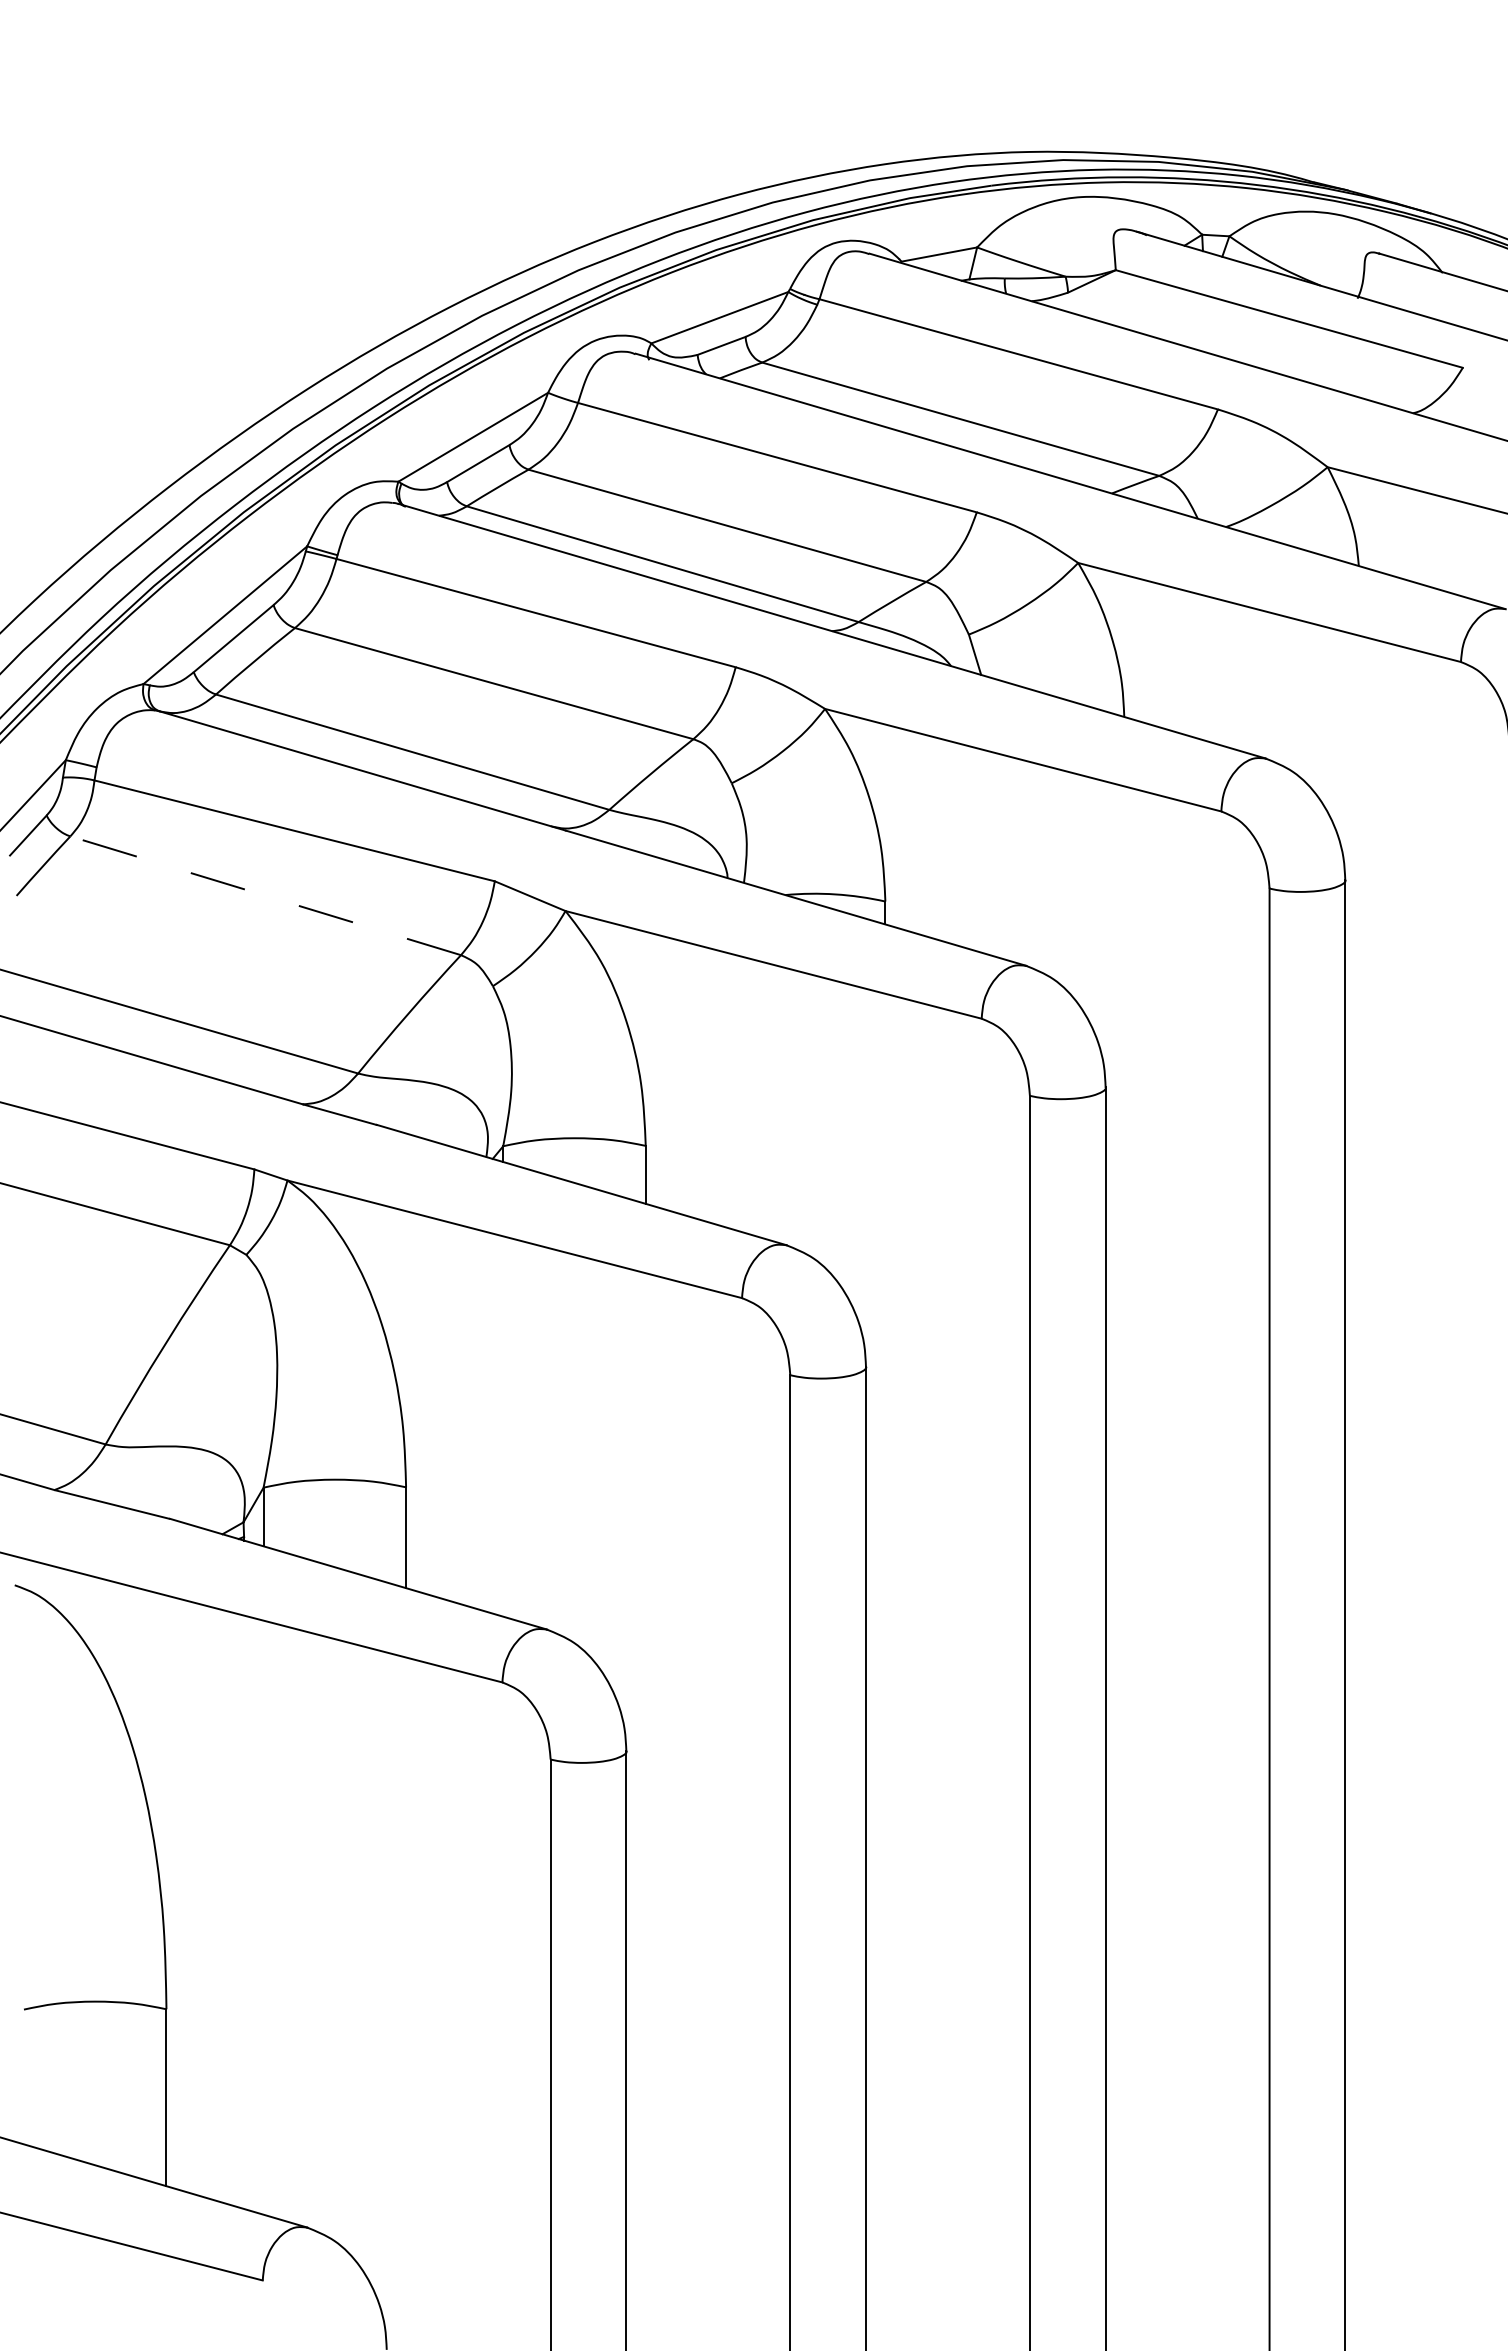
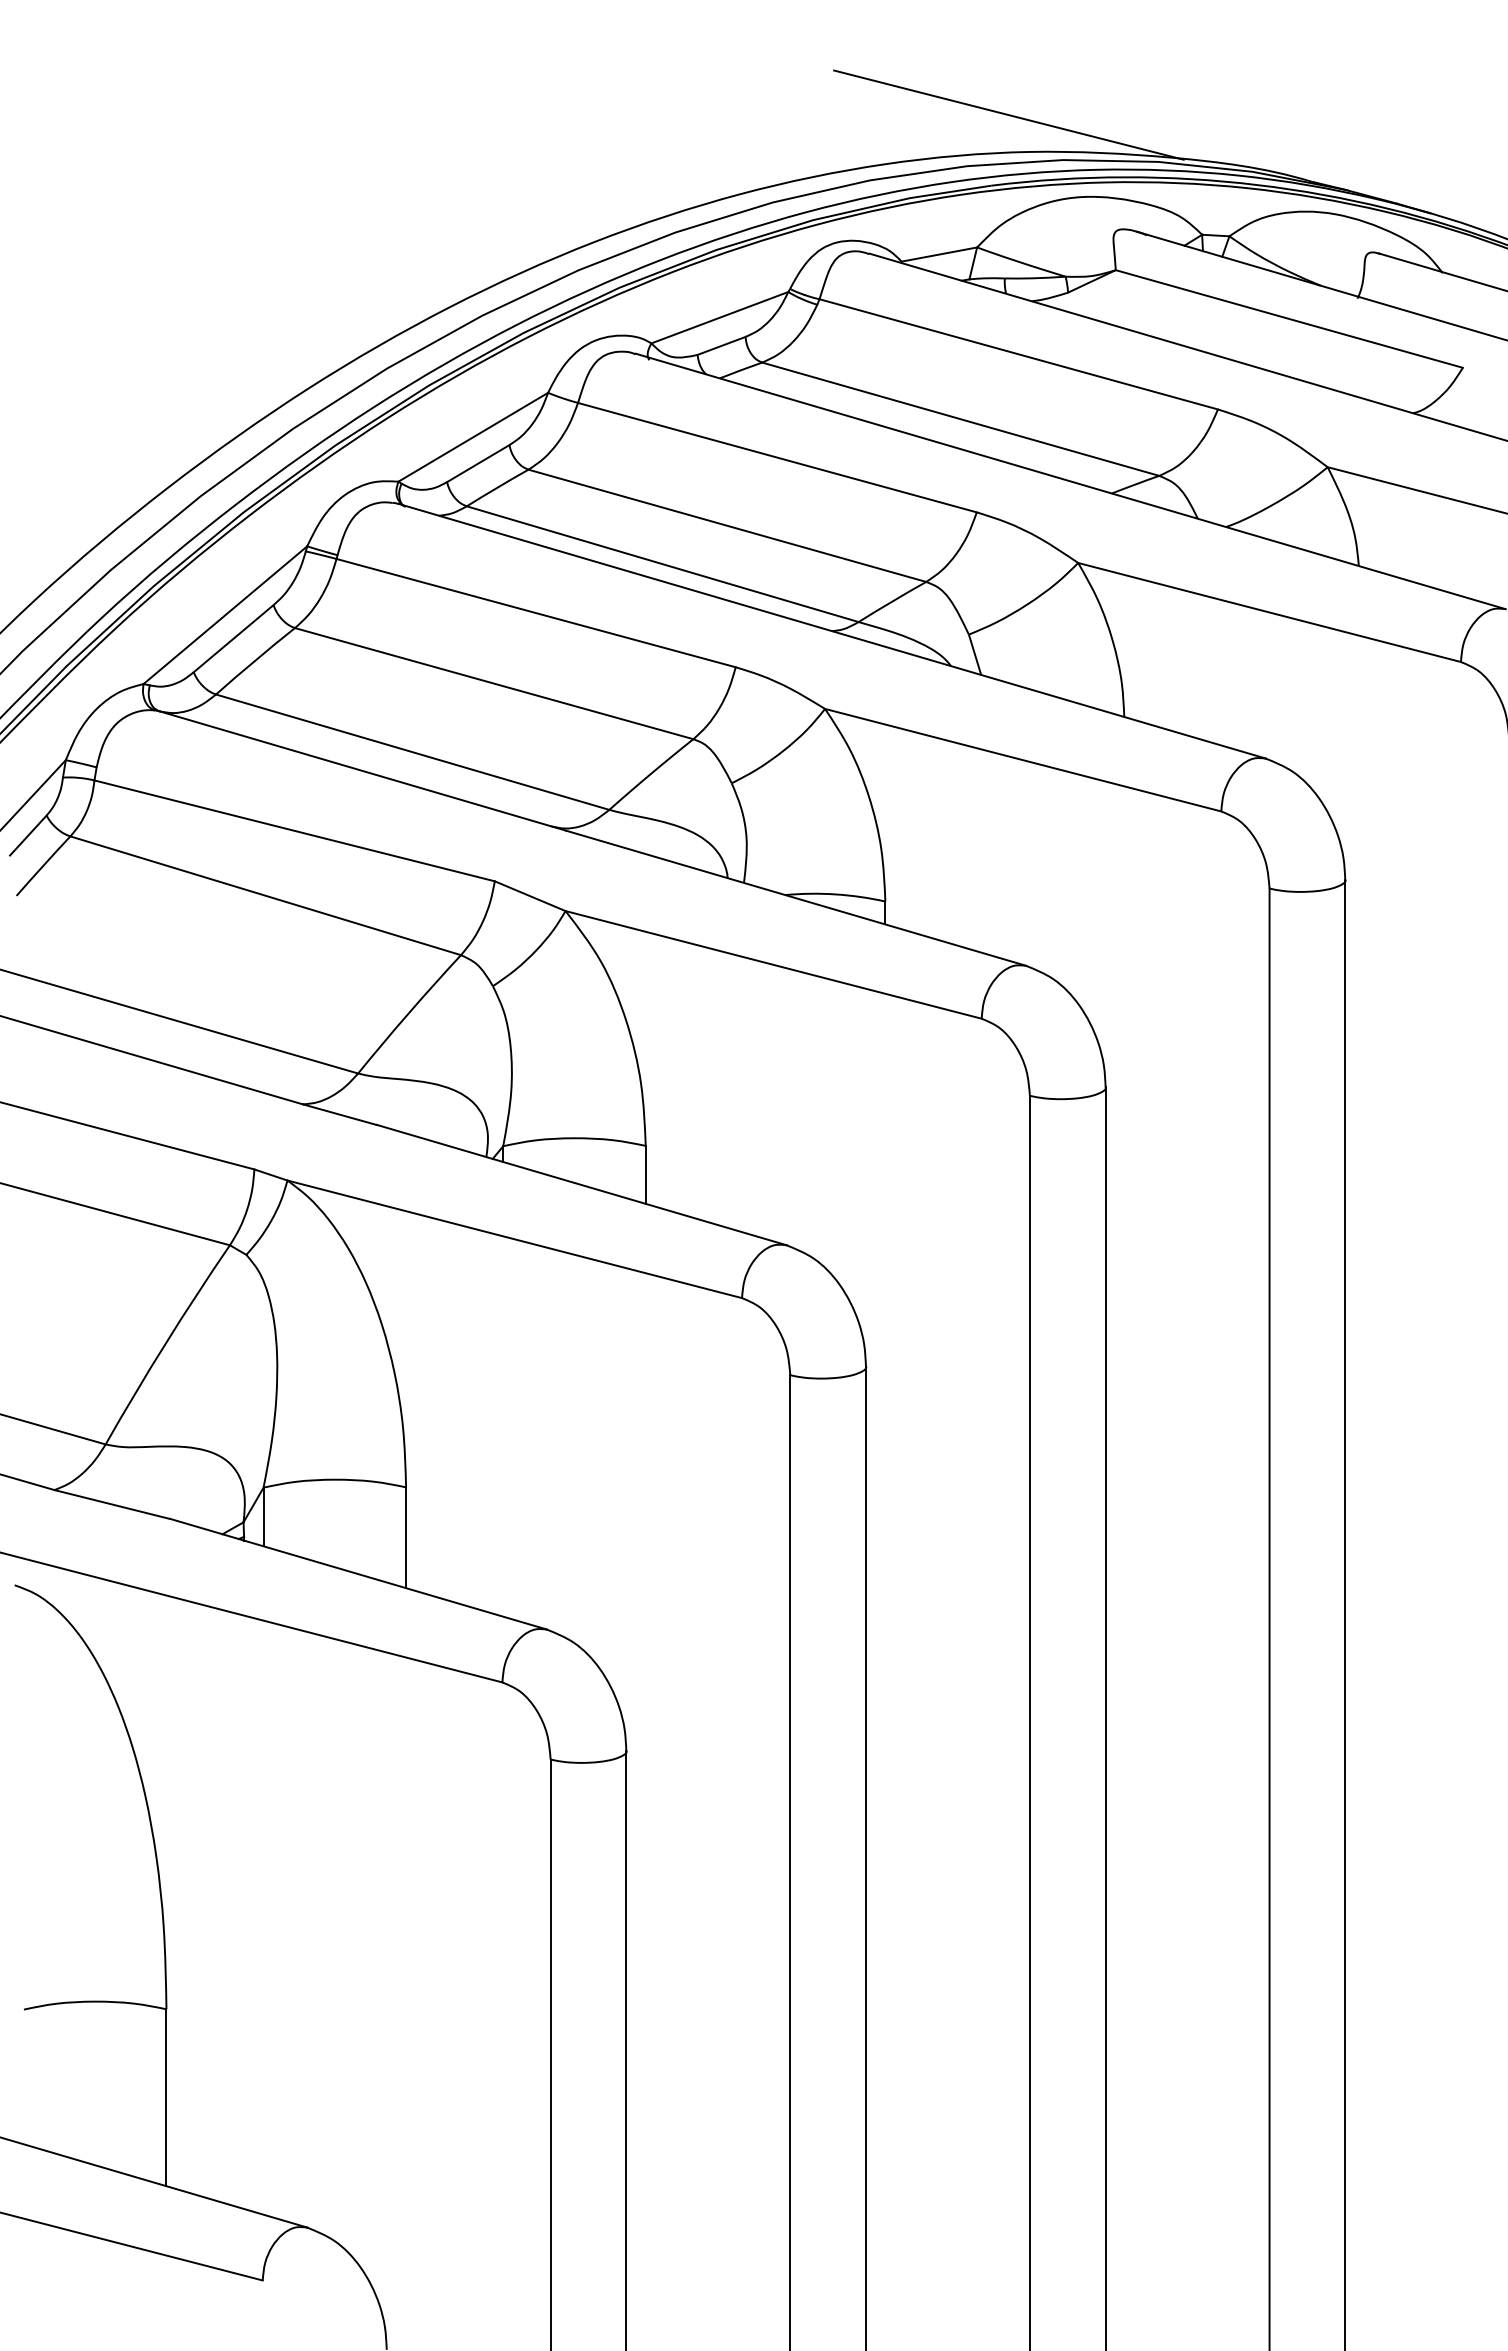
line: none -> present (1008, 114)
line: dashed -> solid (265, 895)
